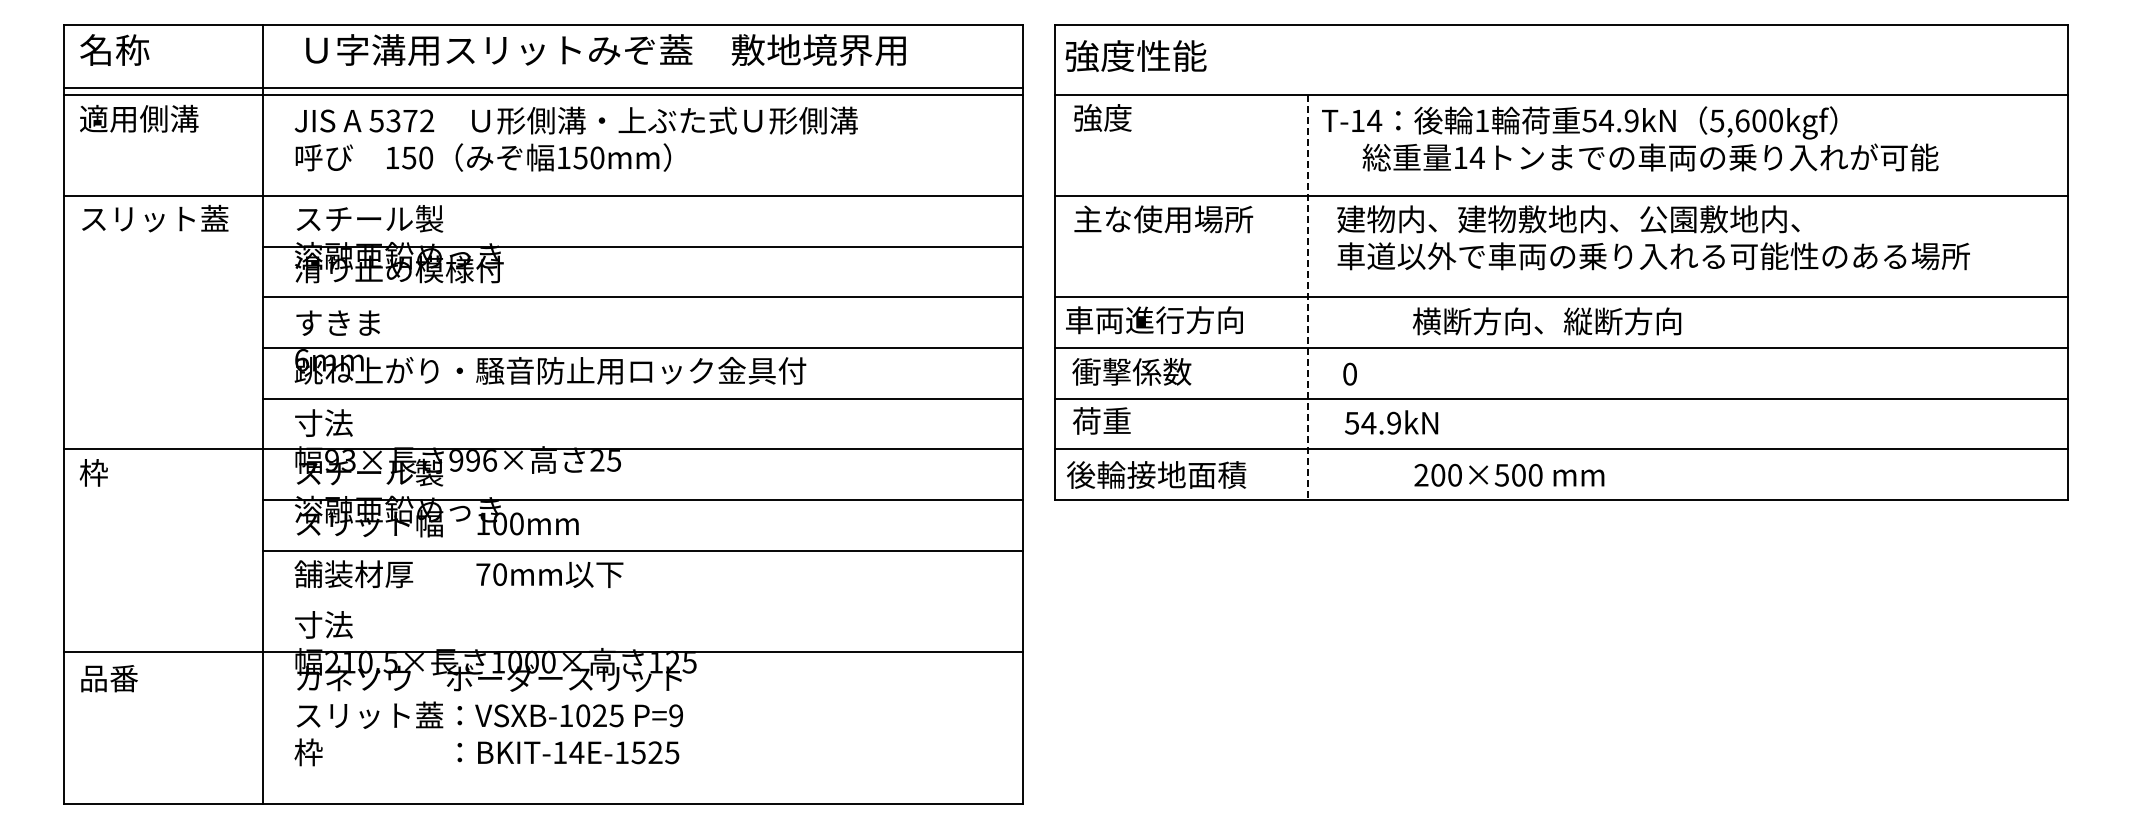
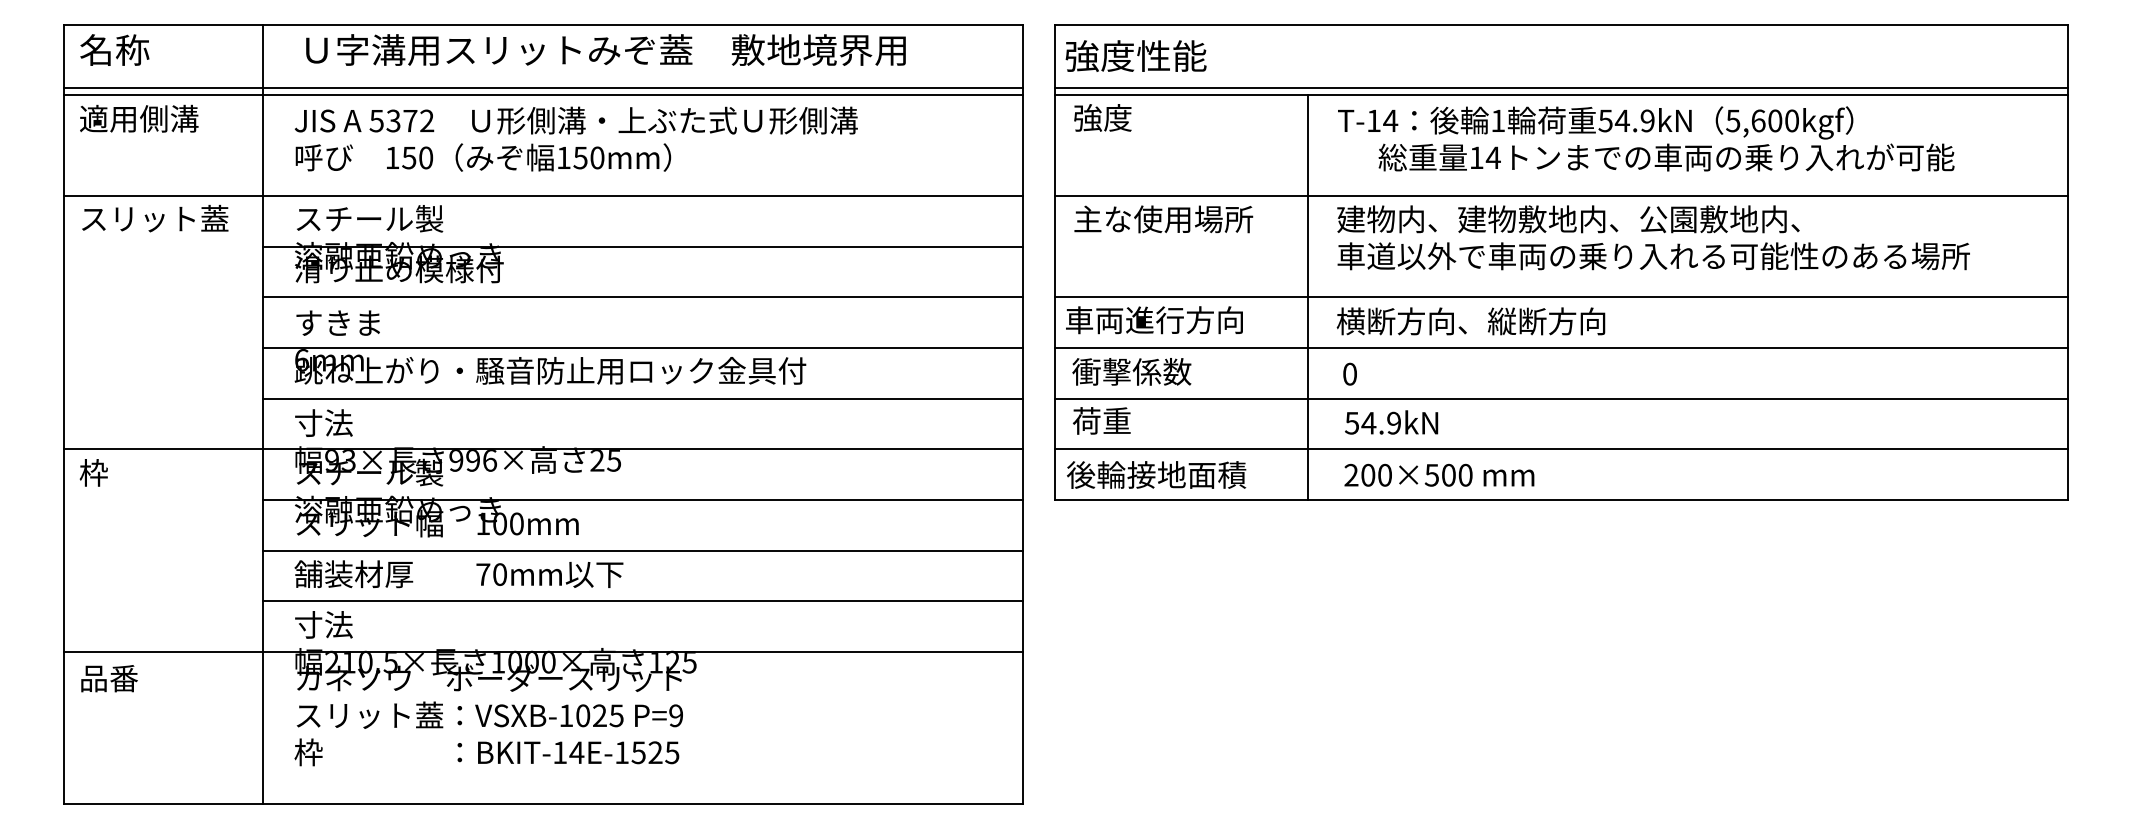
line: none -> present (1561, 88)
text position: (1630, 138) -> (1646, 138) (1646, 138)
line: dashed -> solid (1308, 297)
text position: (1546, 321) -> (1470, 321) (1470, 321)
text position: (1509, 474) -> (1439, 474) (1439, 474)
line: none -> present (643, 601)
